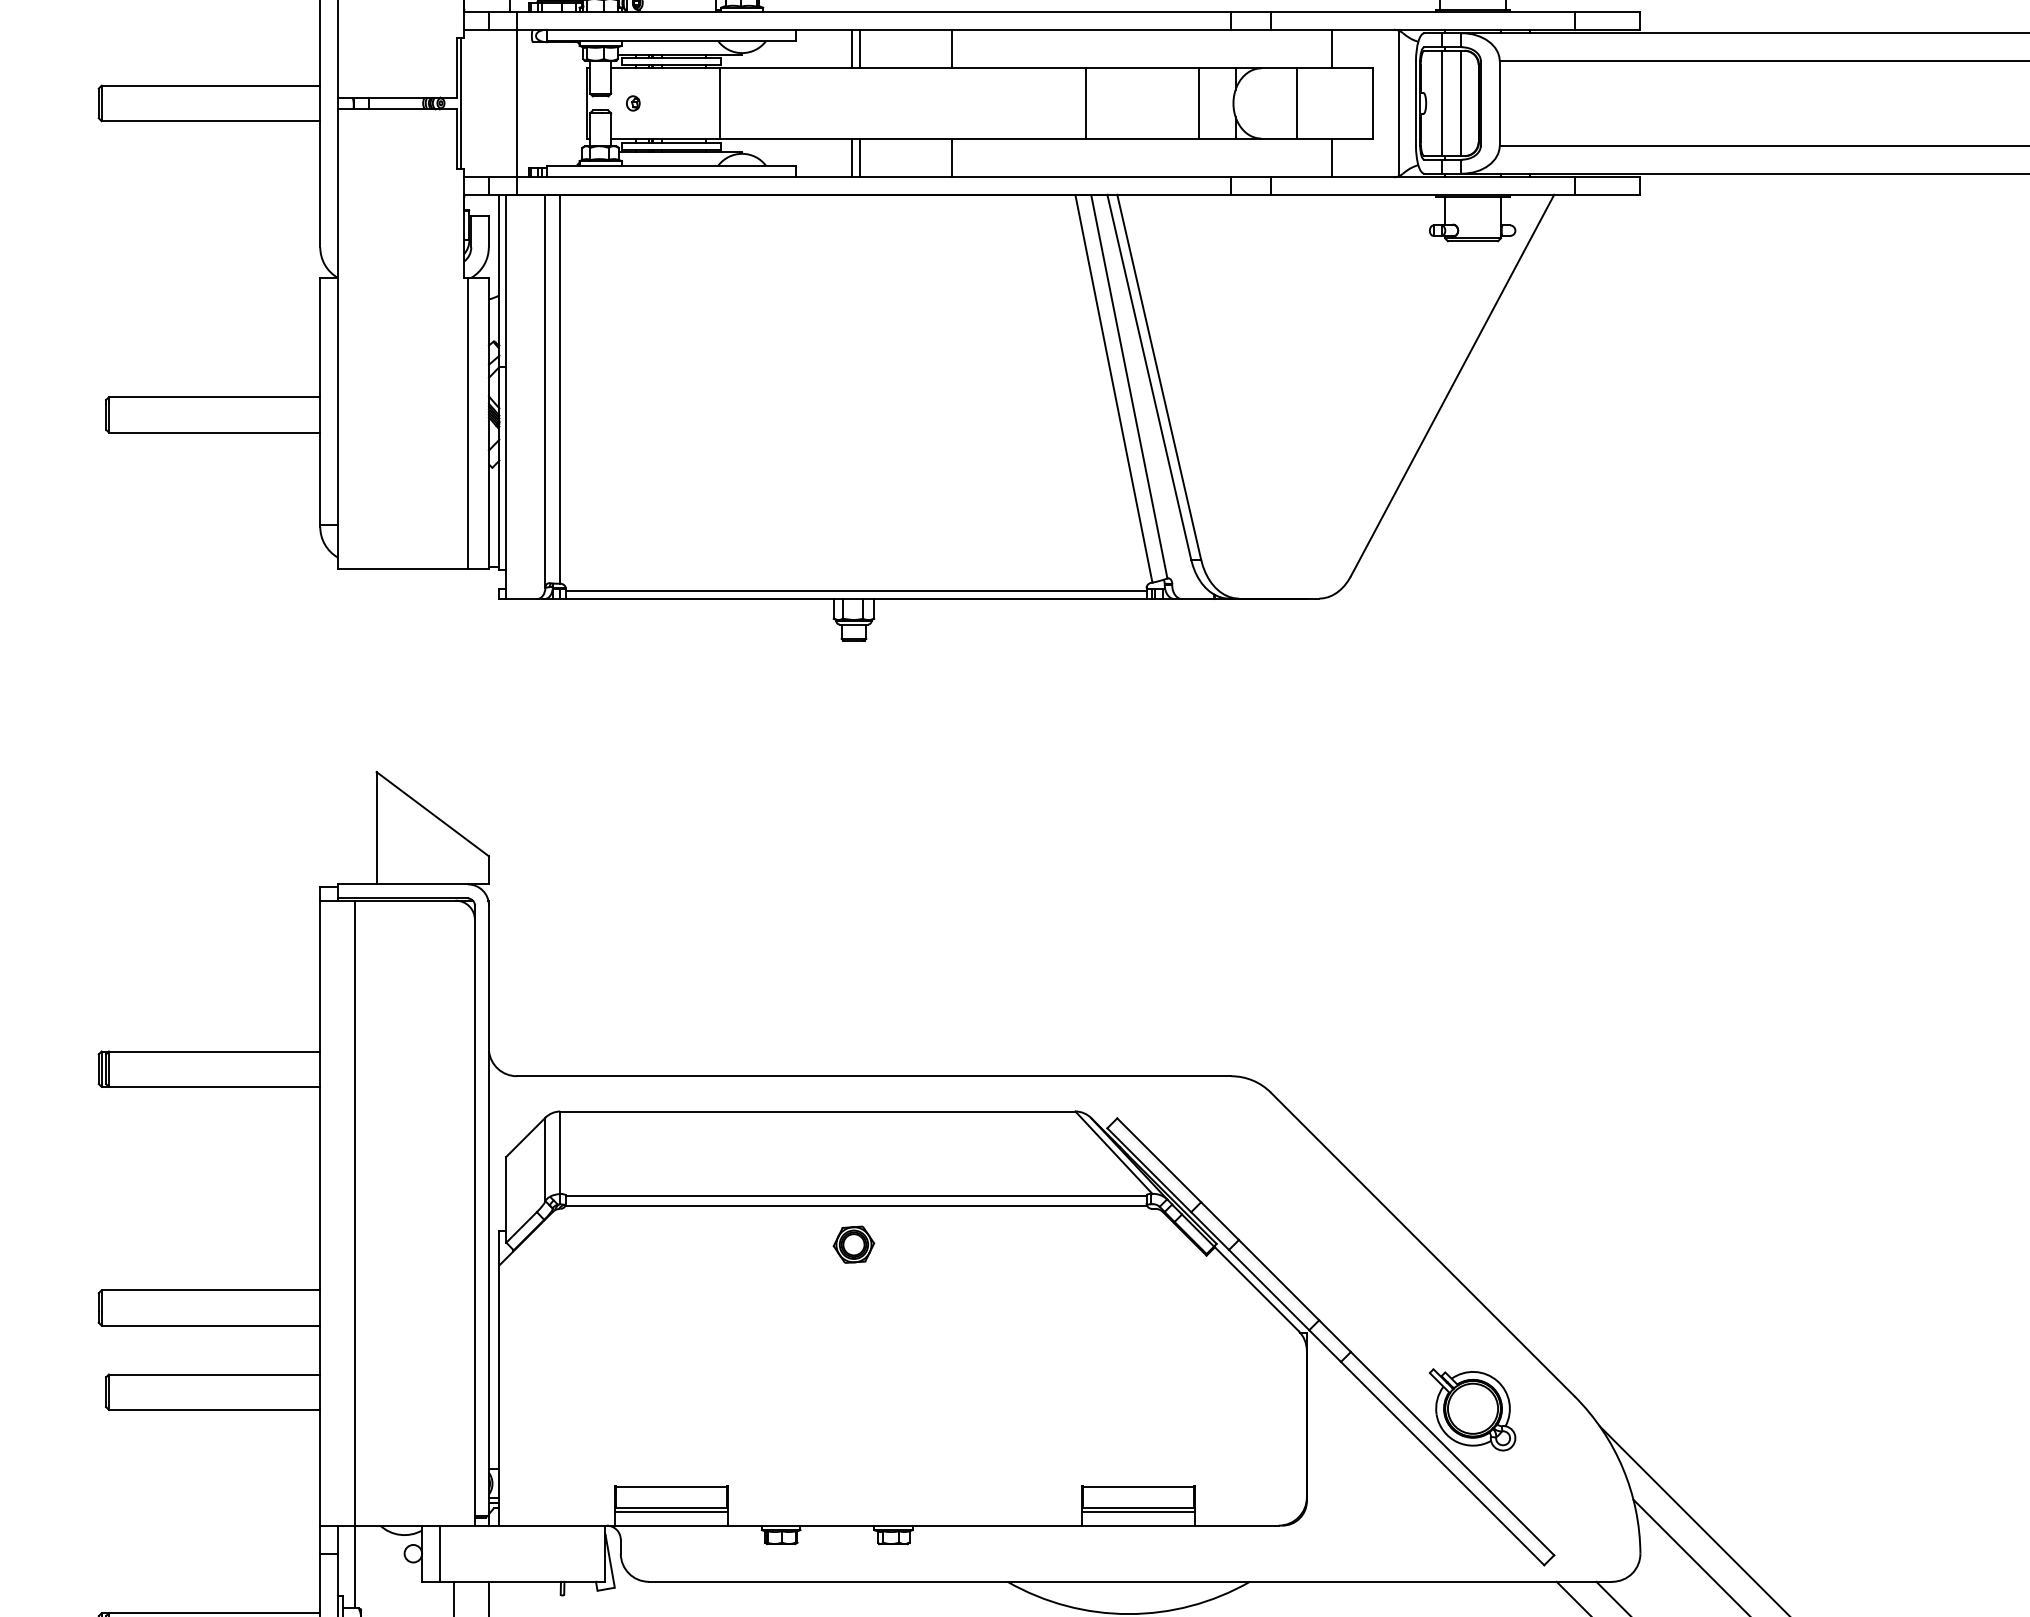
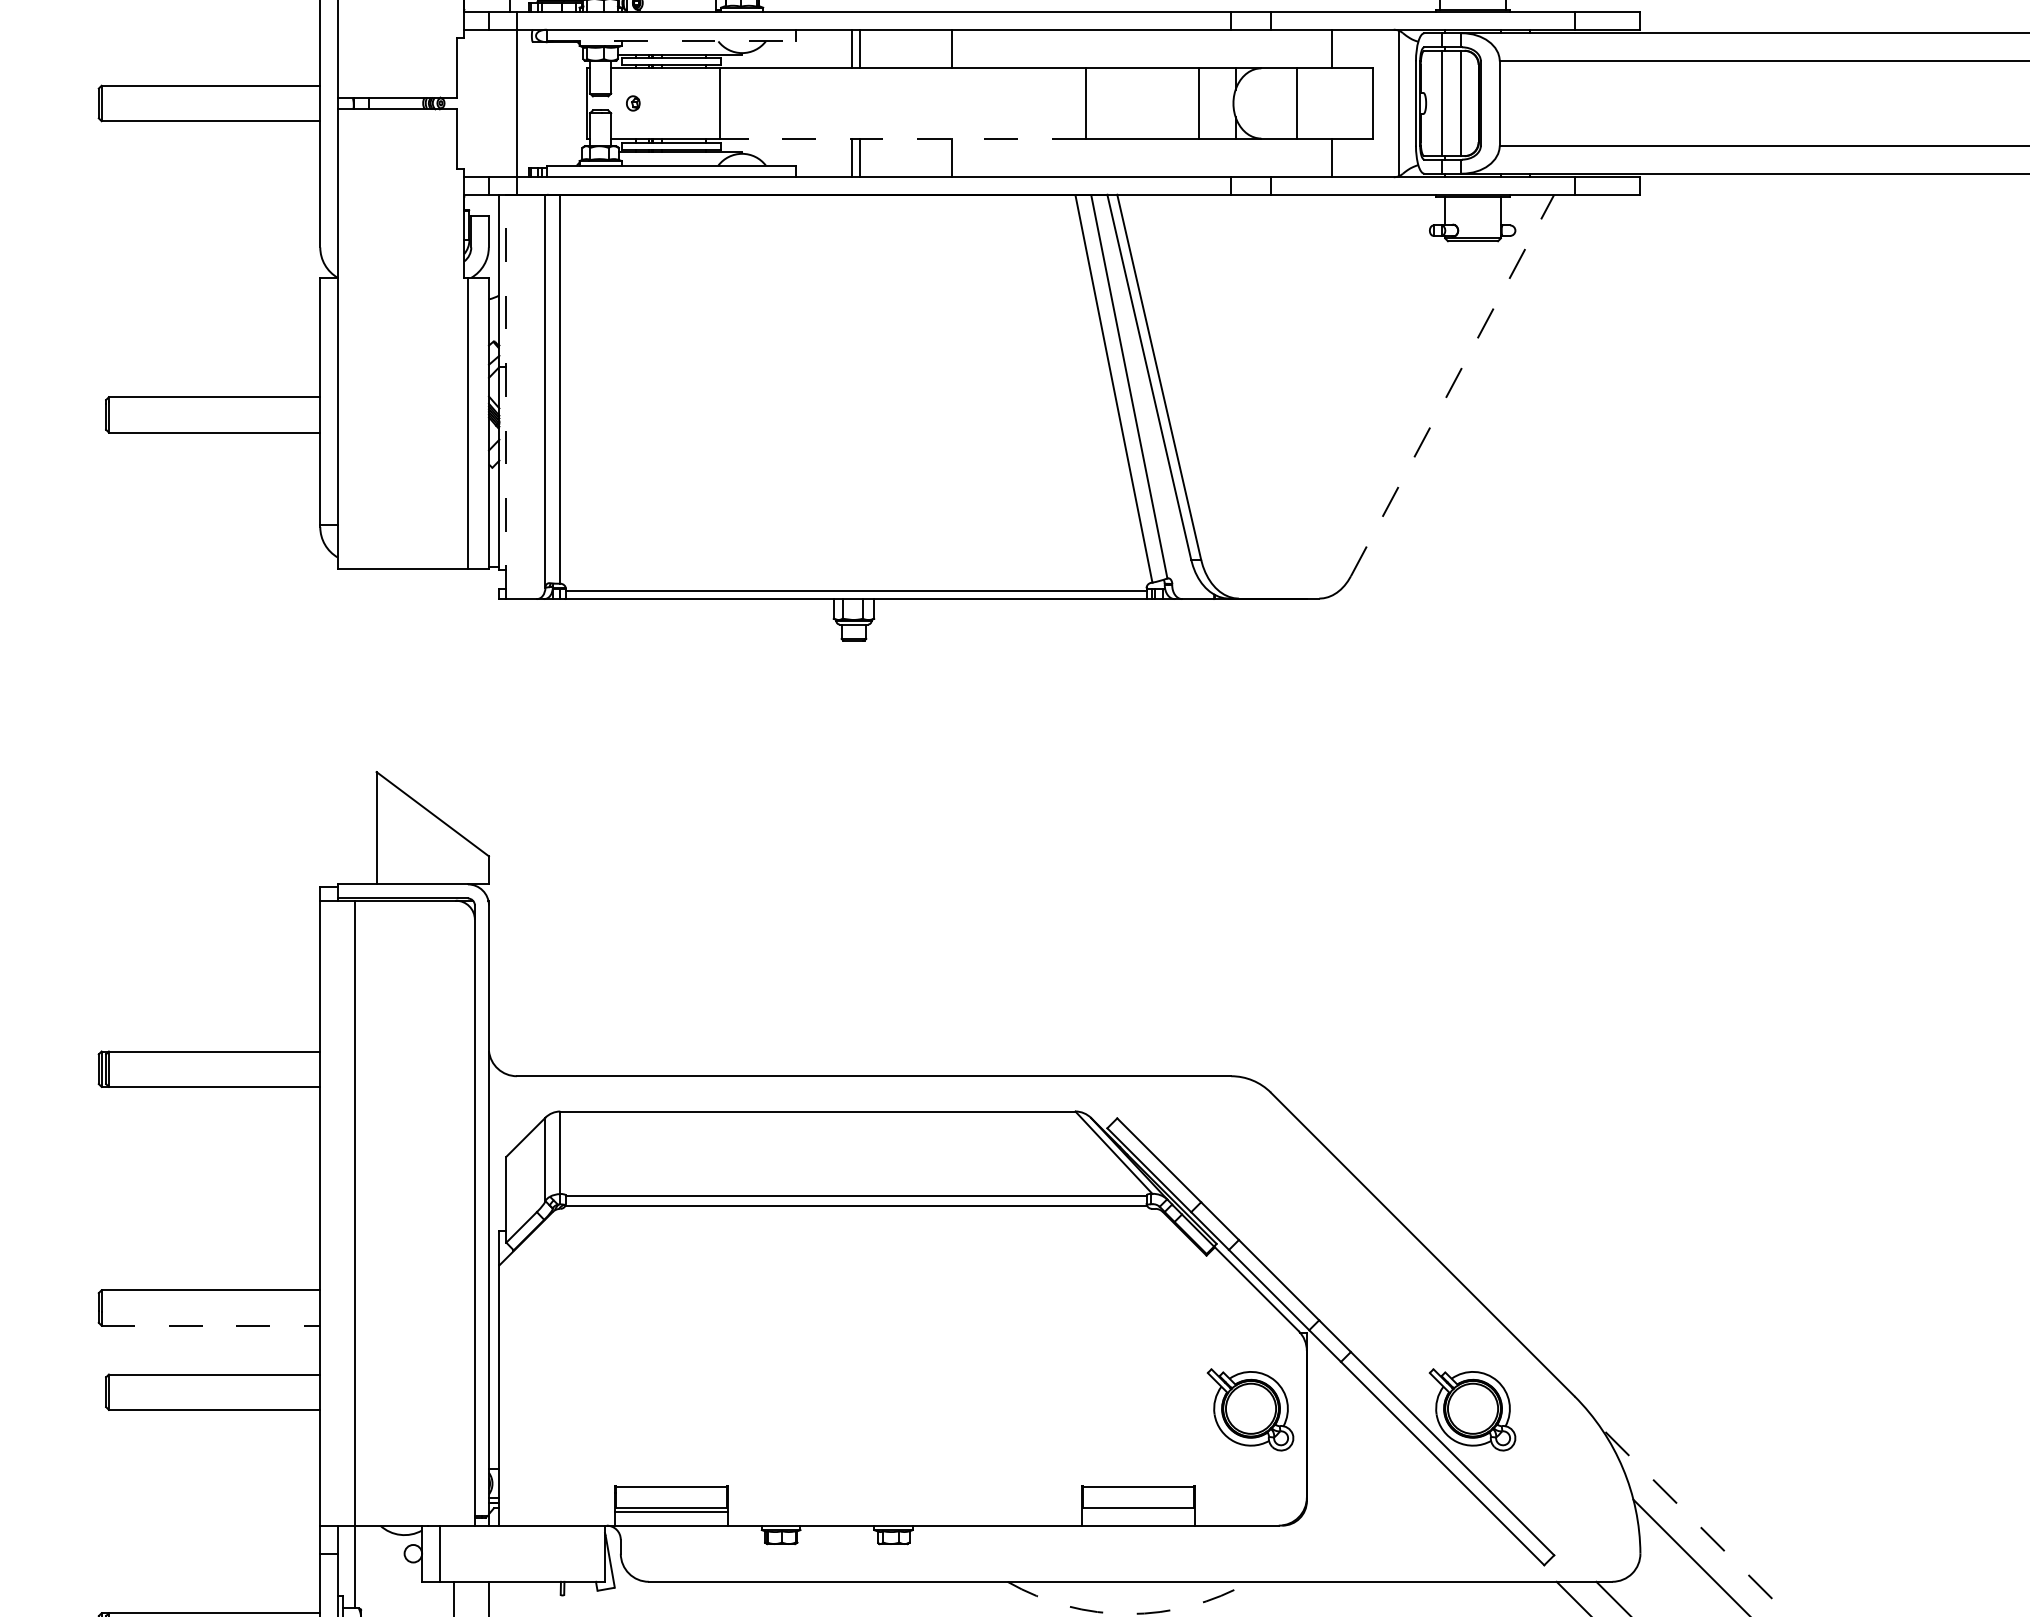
line: solid -> dashed (671, 41)
line: present -> none (460, 103)
line: solid -> dashed (902, 138)
line: solid -> dashed (1452, 385)
line: solid -> dashed (506, 397)
part: present -> none (853, 1244)
line: solid -> dashed (211, 1325)
part: none -> present (1250, 1409)
line: present -> none (1138, 1511)
line: solid -> dashed (1695, 1521)
arc: solid -> dashed (1128, 1614)
